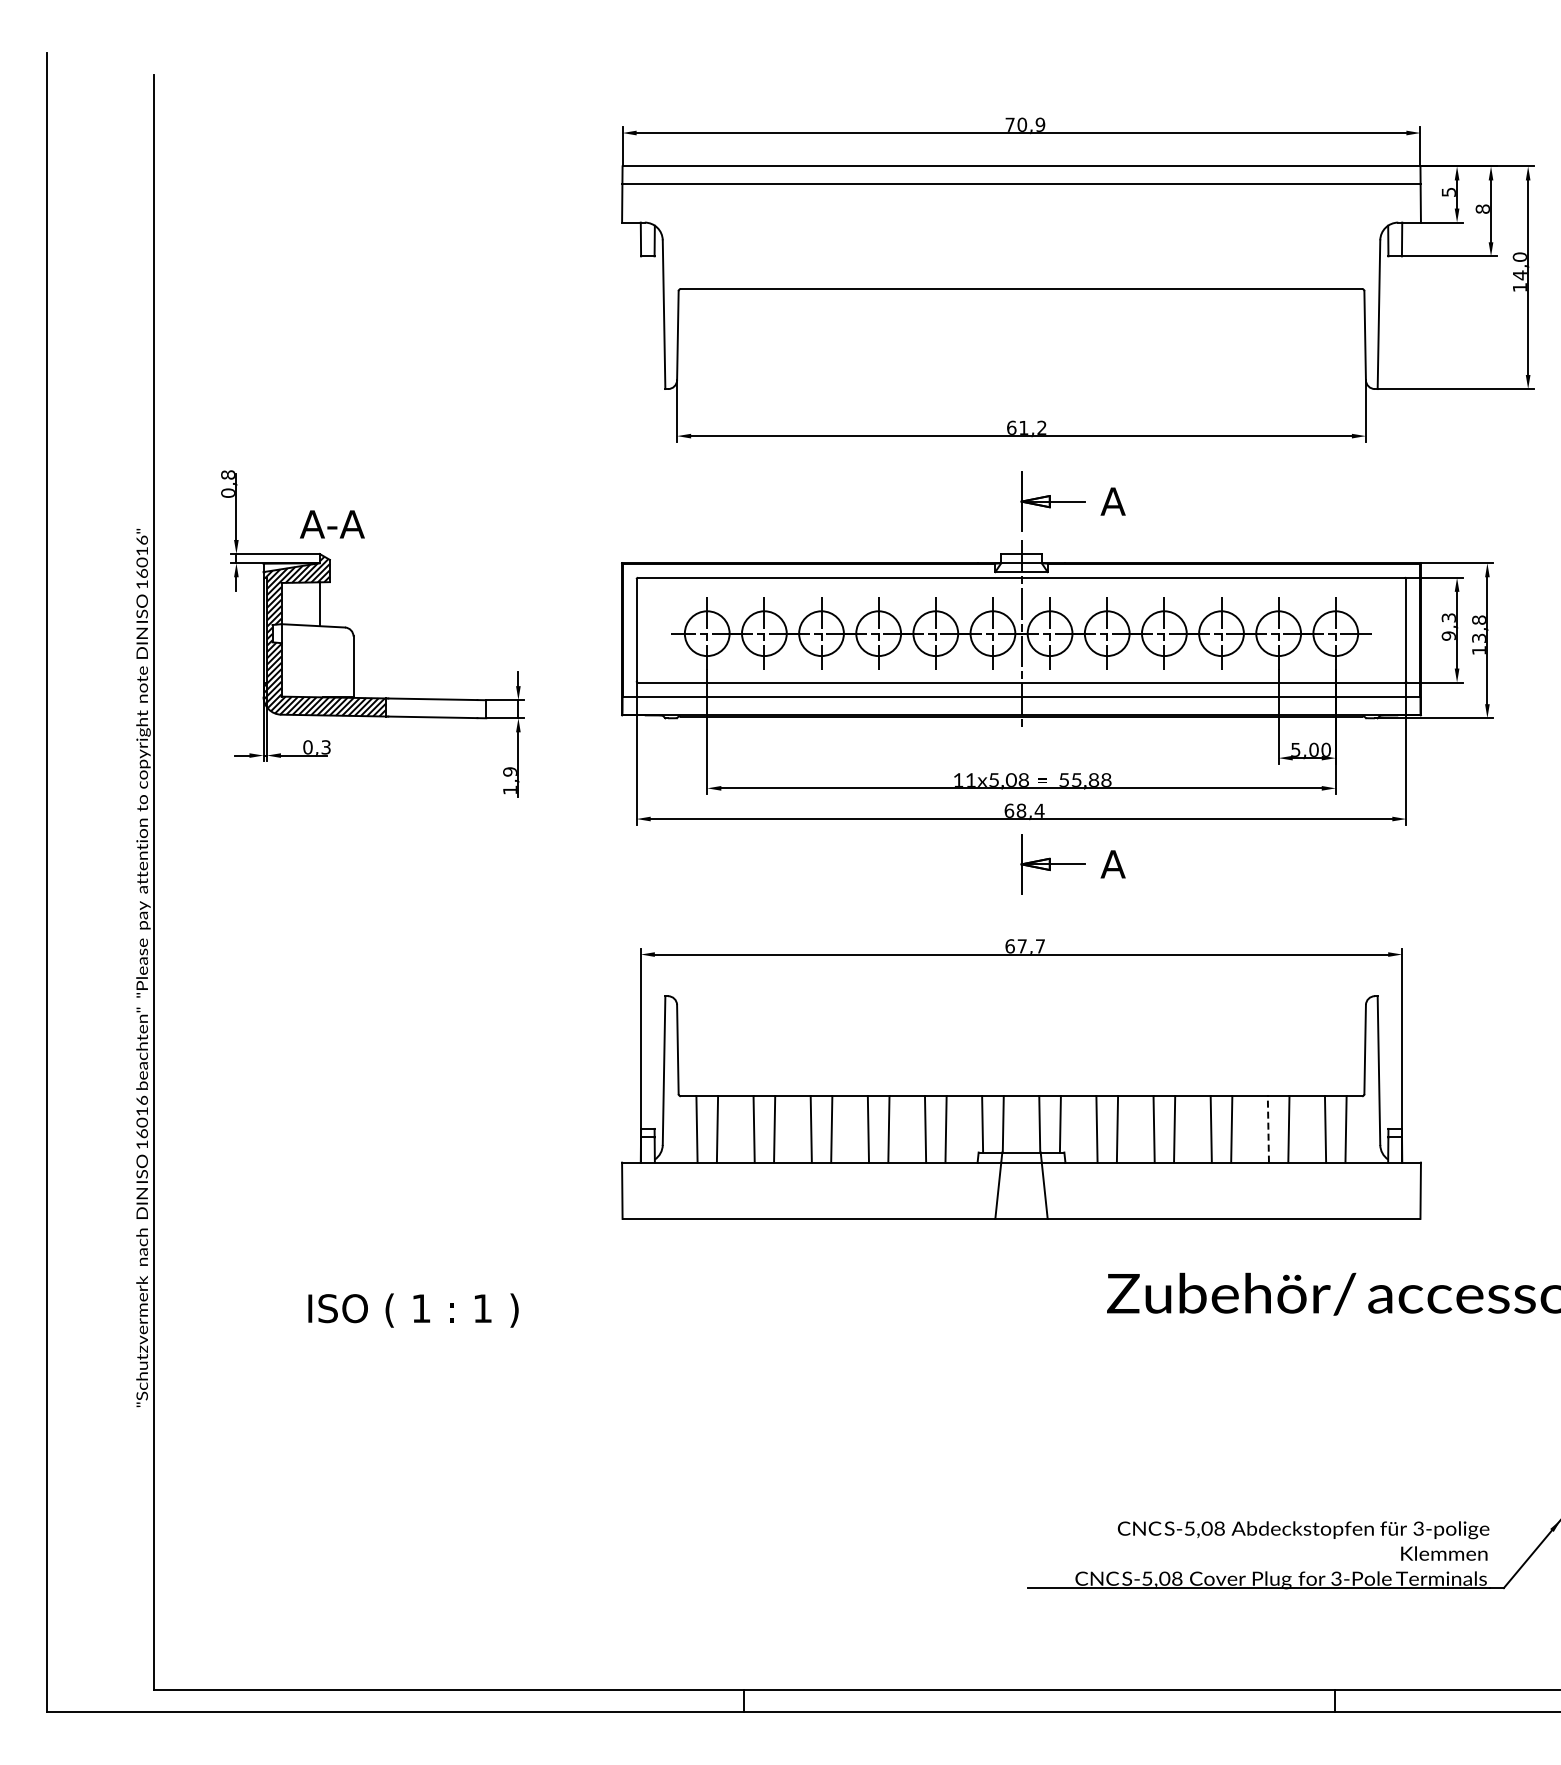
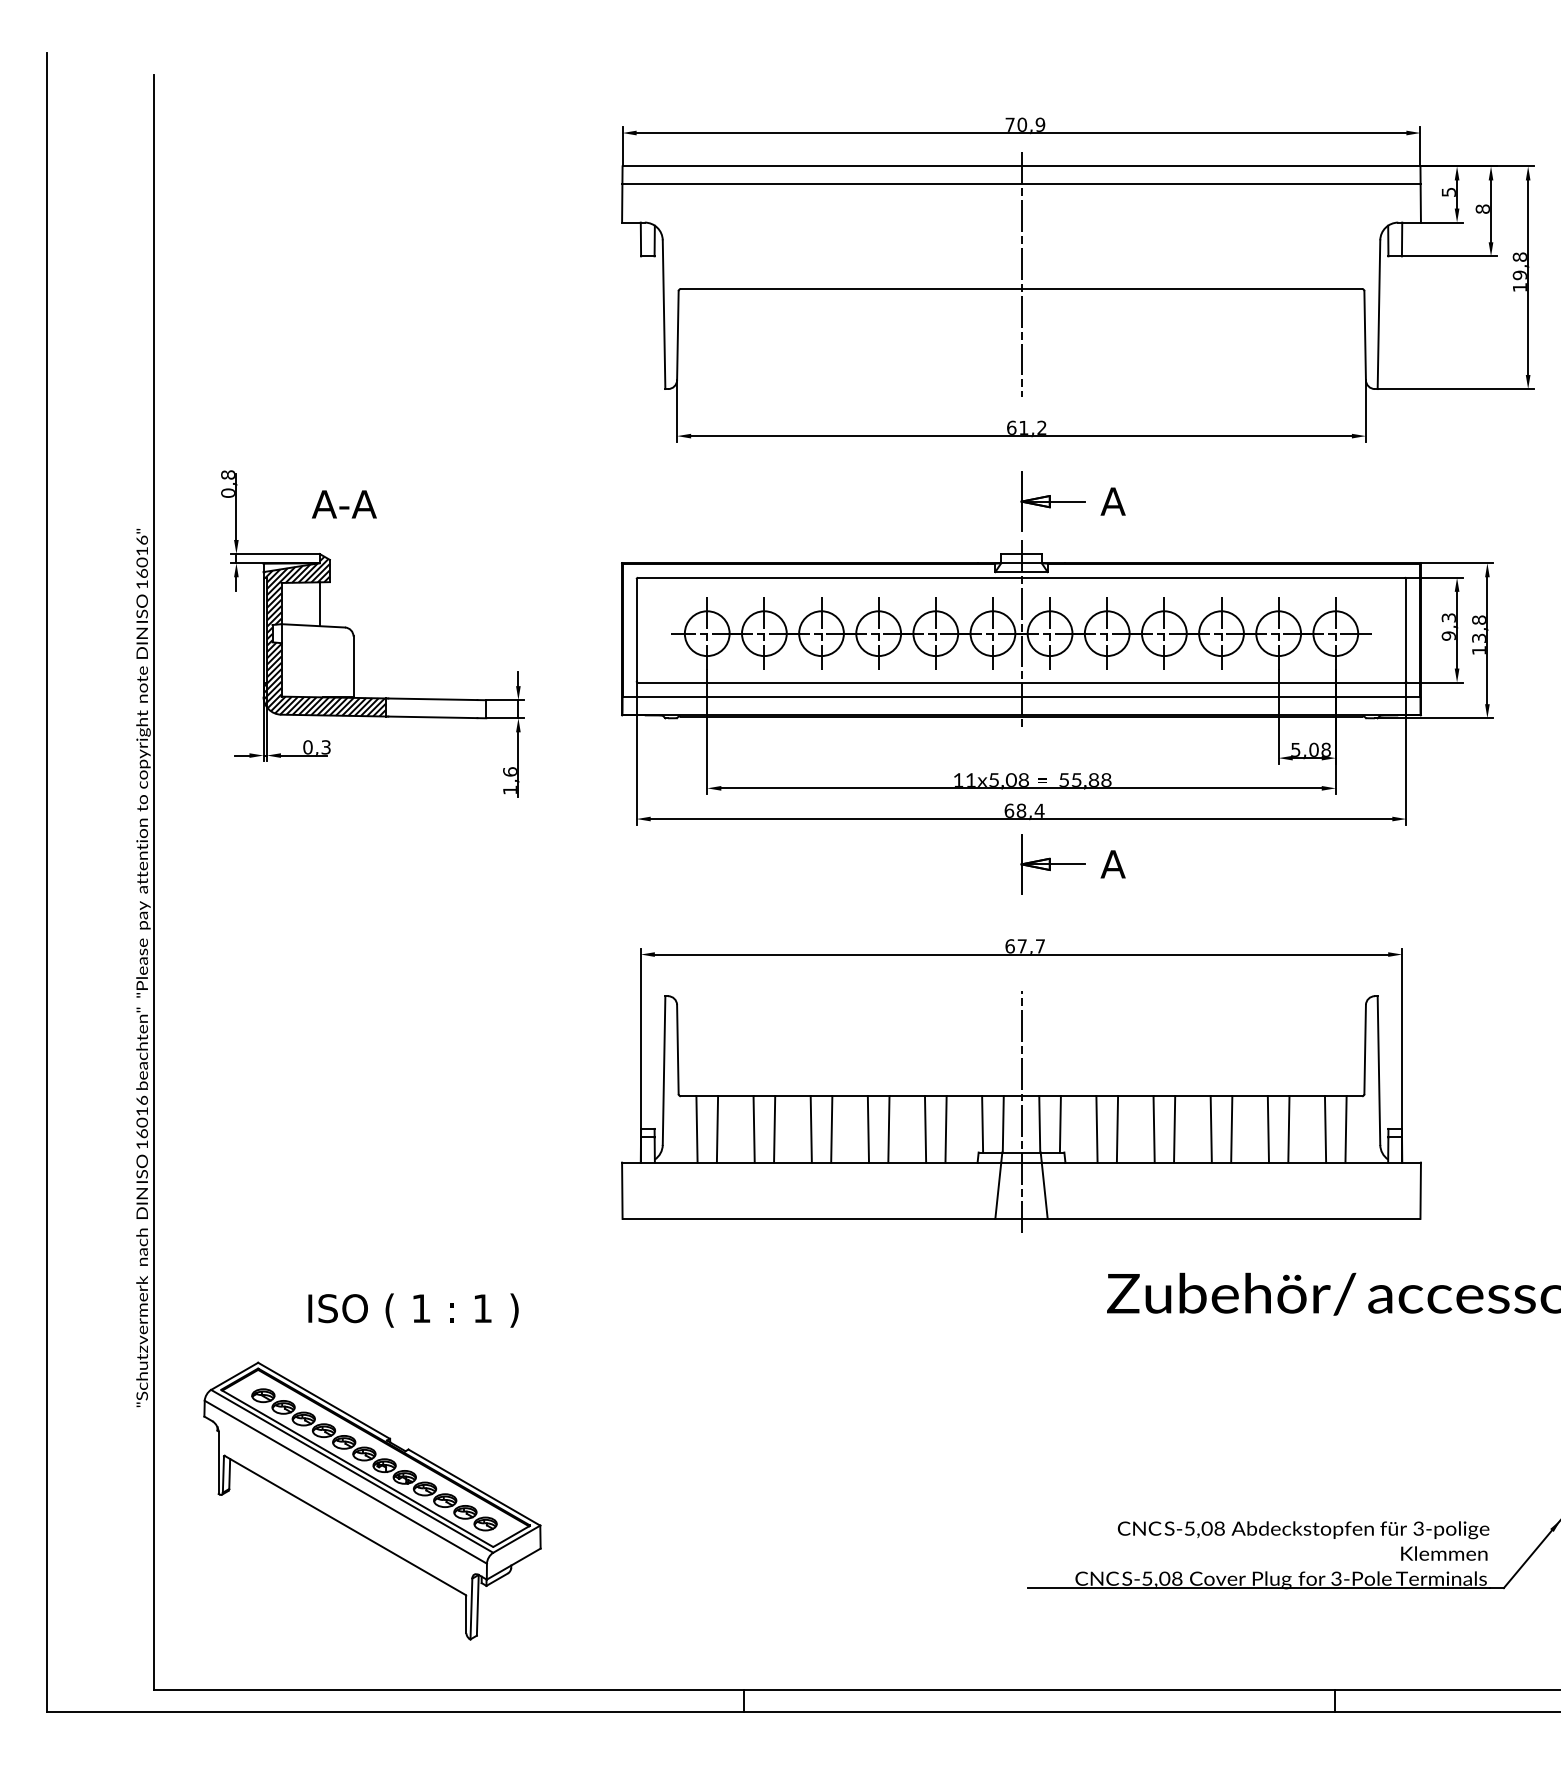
text: 14,0 -> 19,8 (1519, 266)
line: none -> present (1021, 274)
text position: (332, 524) -> (344, 504) (344, 504)
text: 5,00 -> 5,08 (1325, 749)
text: 1,9 -> 1,6 (509, 771)
line: none -> present (1021, 1111)
line: dashed -> solid (1268, 1128)
part: none -> present (372, 1500)
